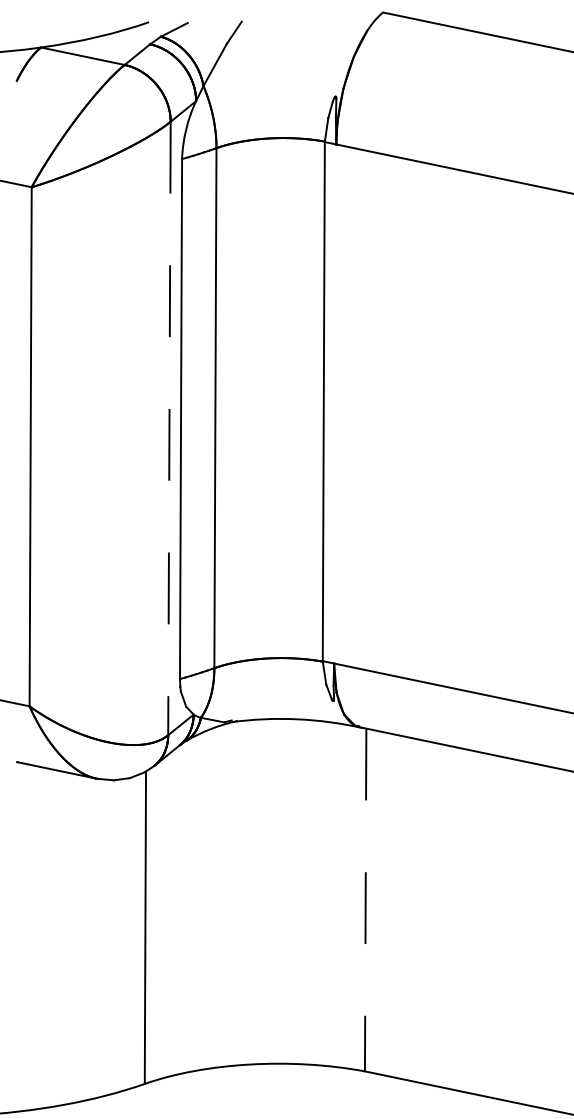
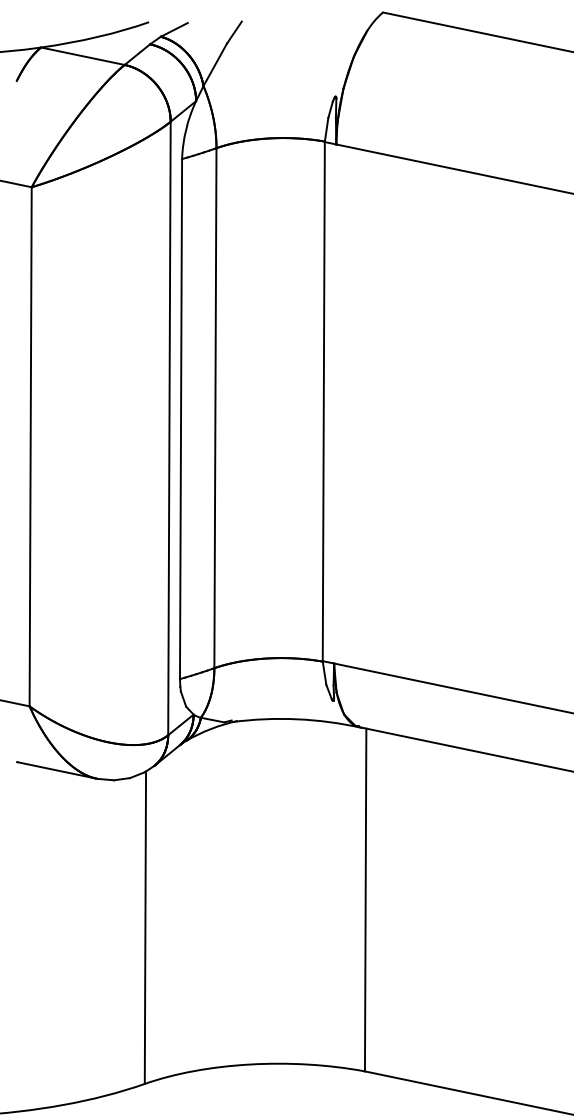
line: dashed -> solid (169, 428)
line: dashed -> solid (365, 900)
